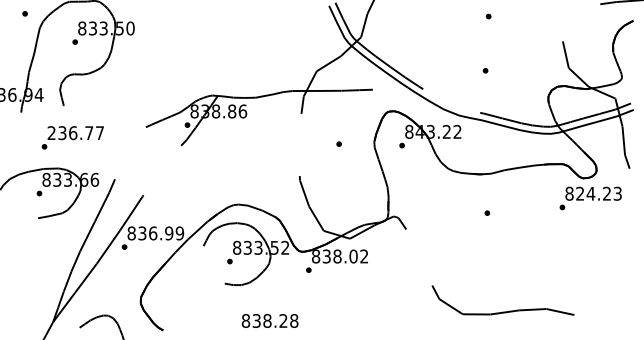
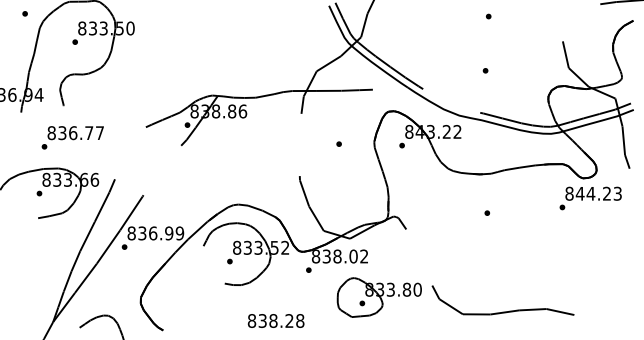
text: 236.77 -> 836.77 (51, 133)
text: 824.23 -> 844.23 (579, 193)
part: none -> present (378, 297)
text position: (269, 320) -> (275, 320) (275, 320)
